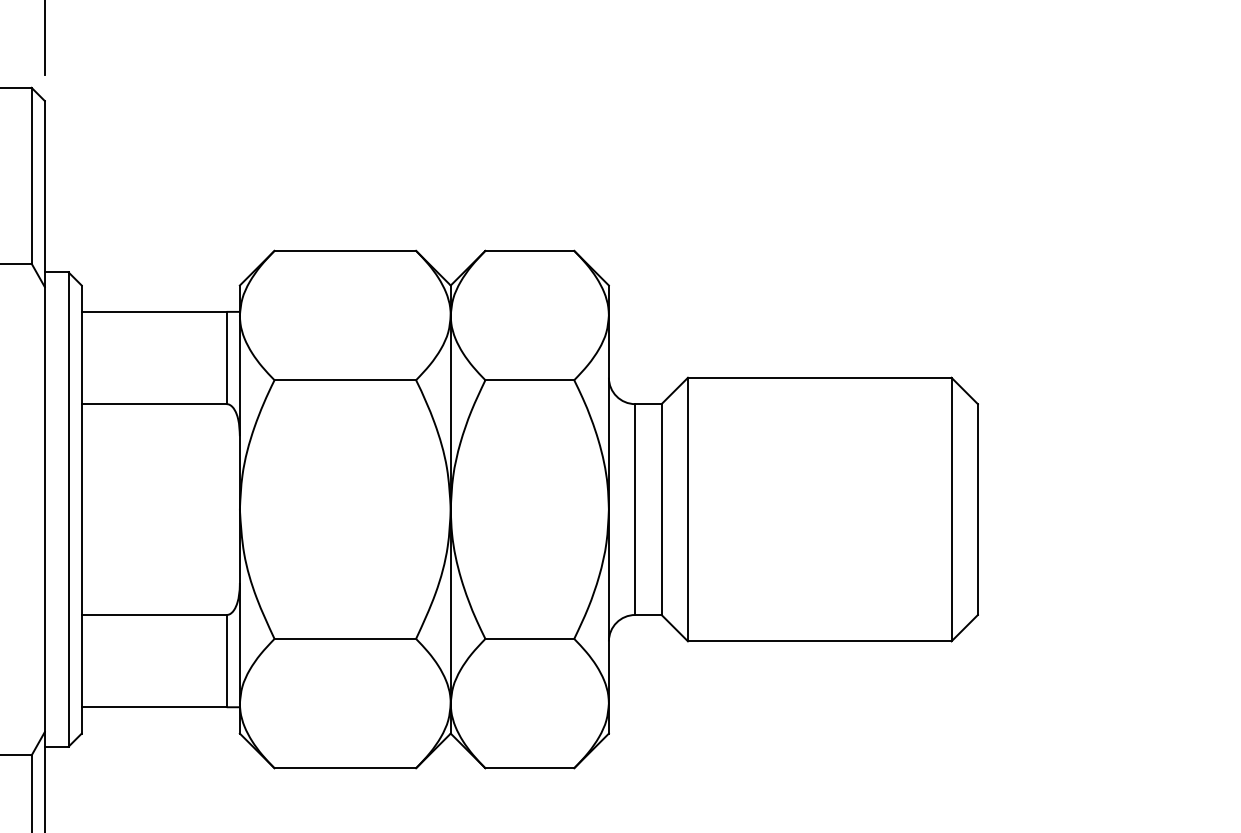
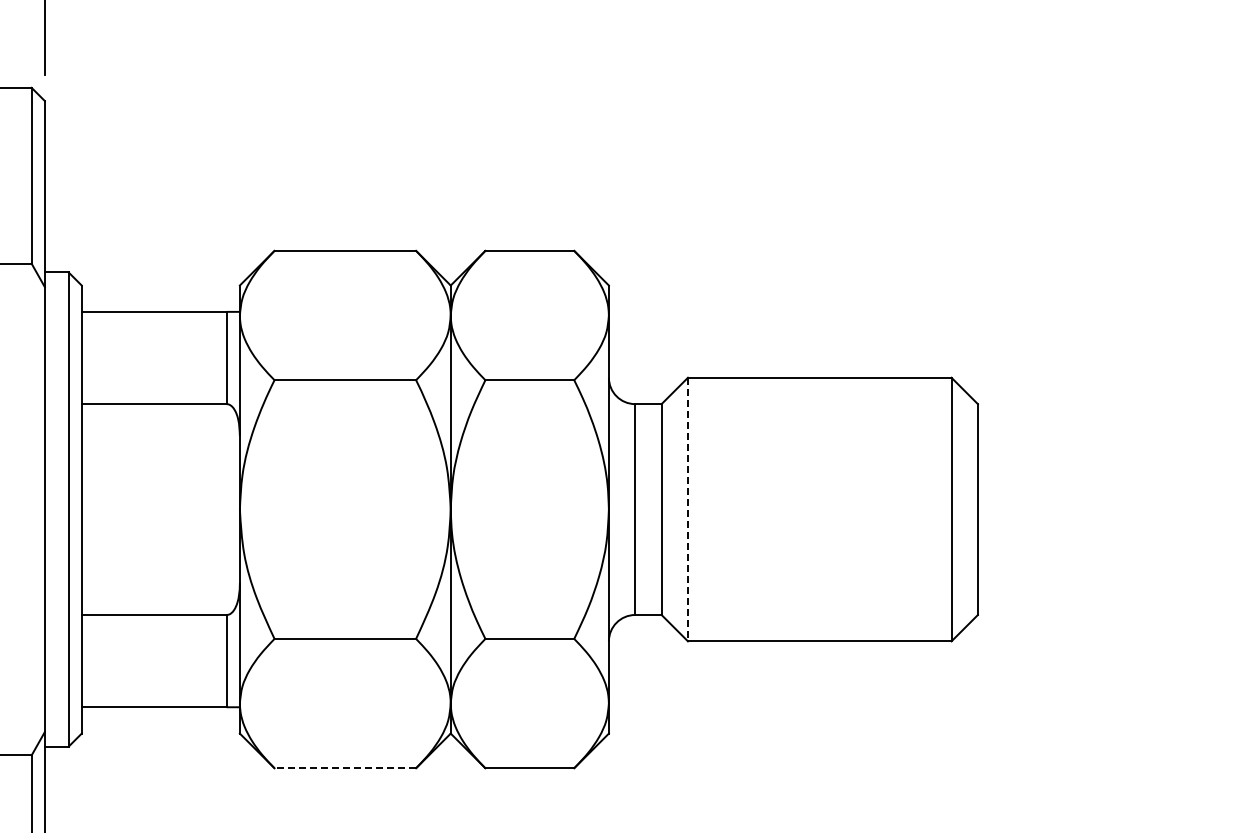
line: solid -> dashed (687, 509)
line: solid -> dashed (345, 768)
